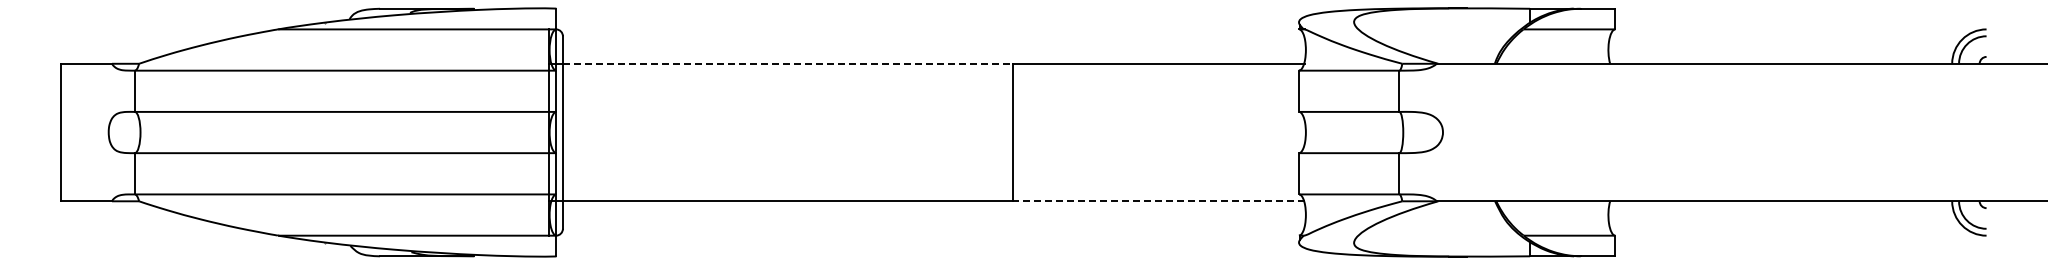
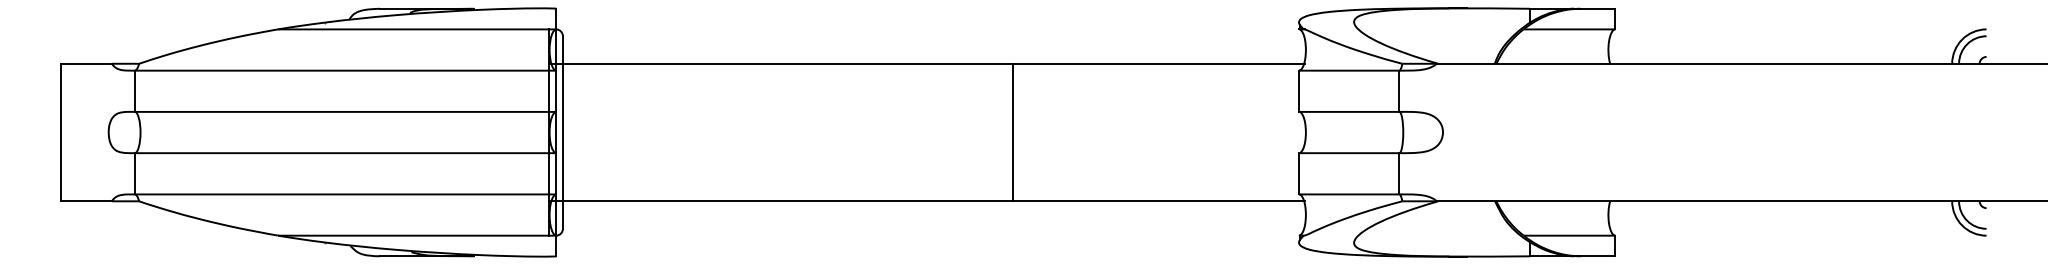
line: dashed -> solid (788, 63)
line: dashed -> solid (1159, 201)
